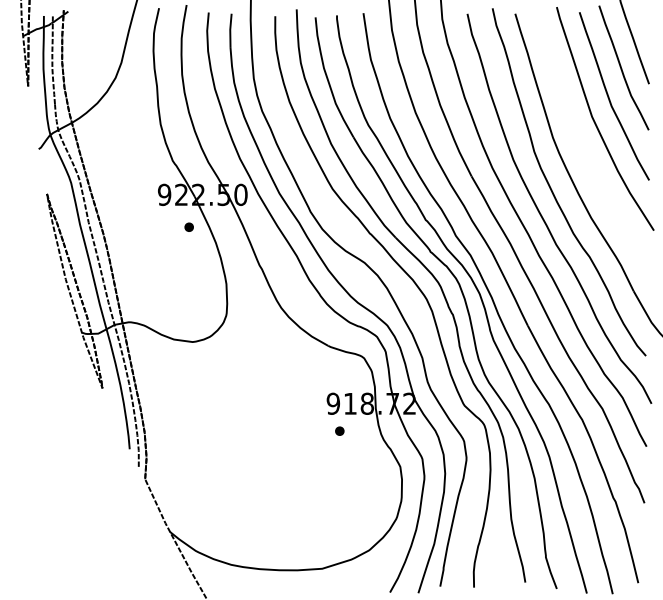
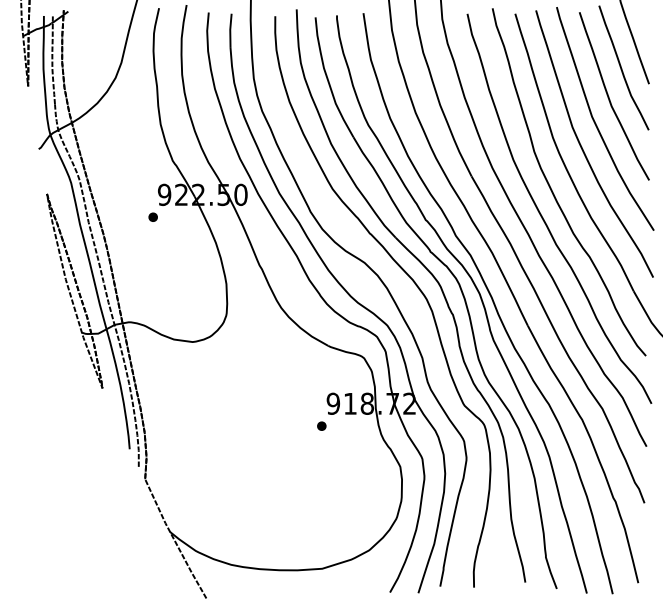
curve: none -> present (582, 146)
part position: (188, 226) -> (152, 216) (152, 216)
part position: (339, 430) -> (321, 425) (321, 425)
